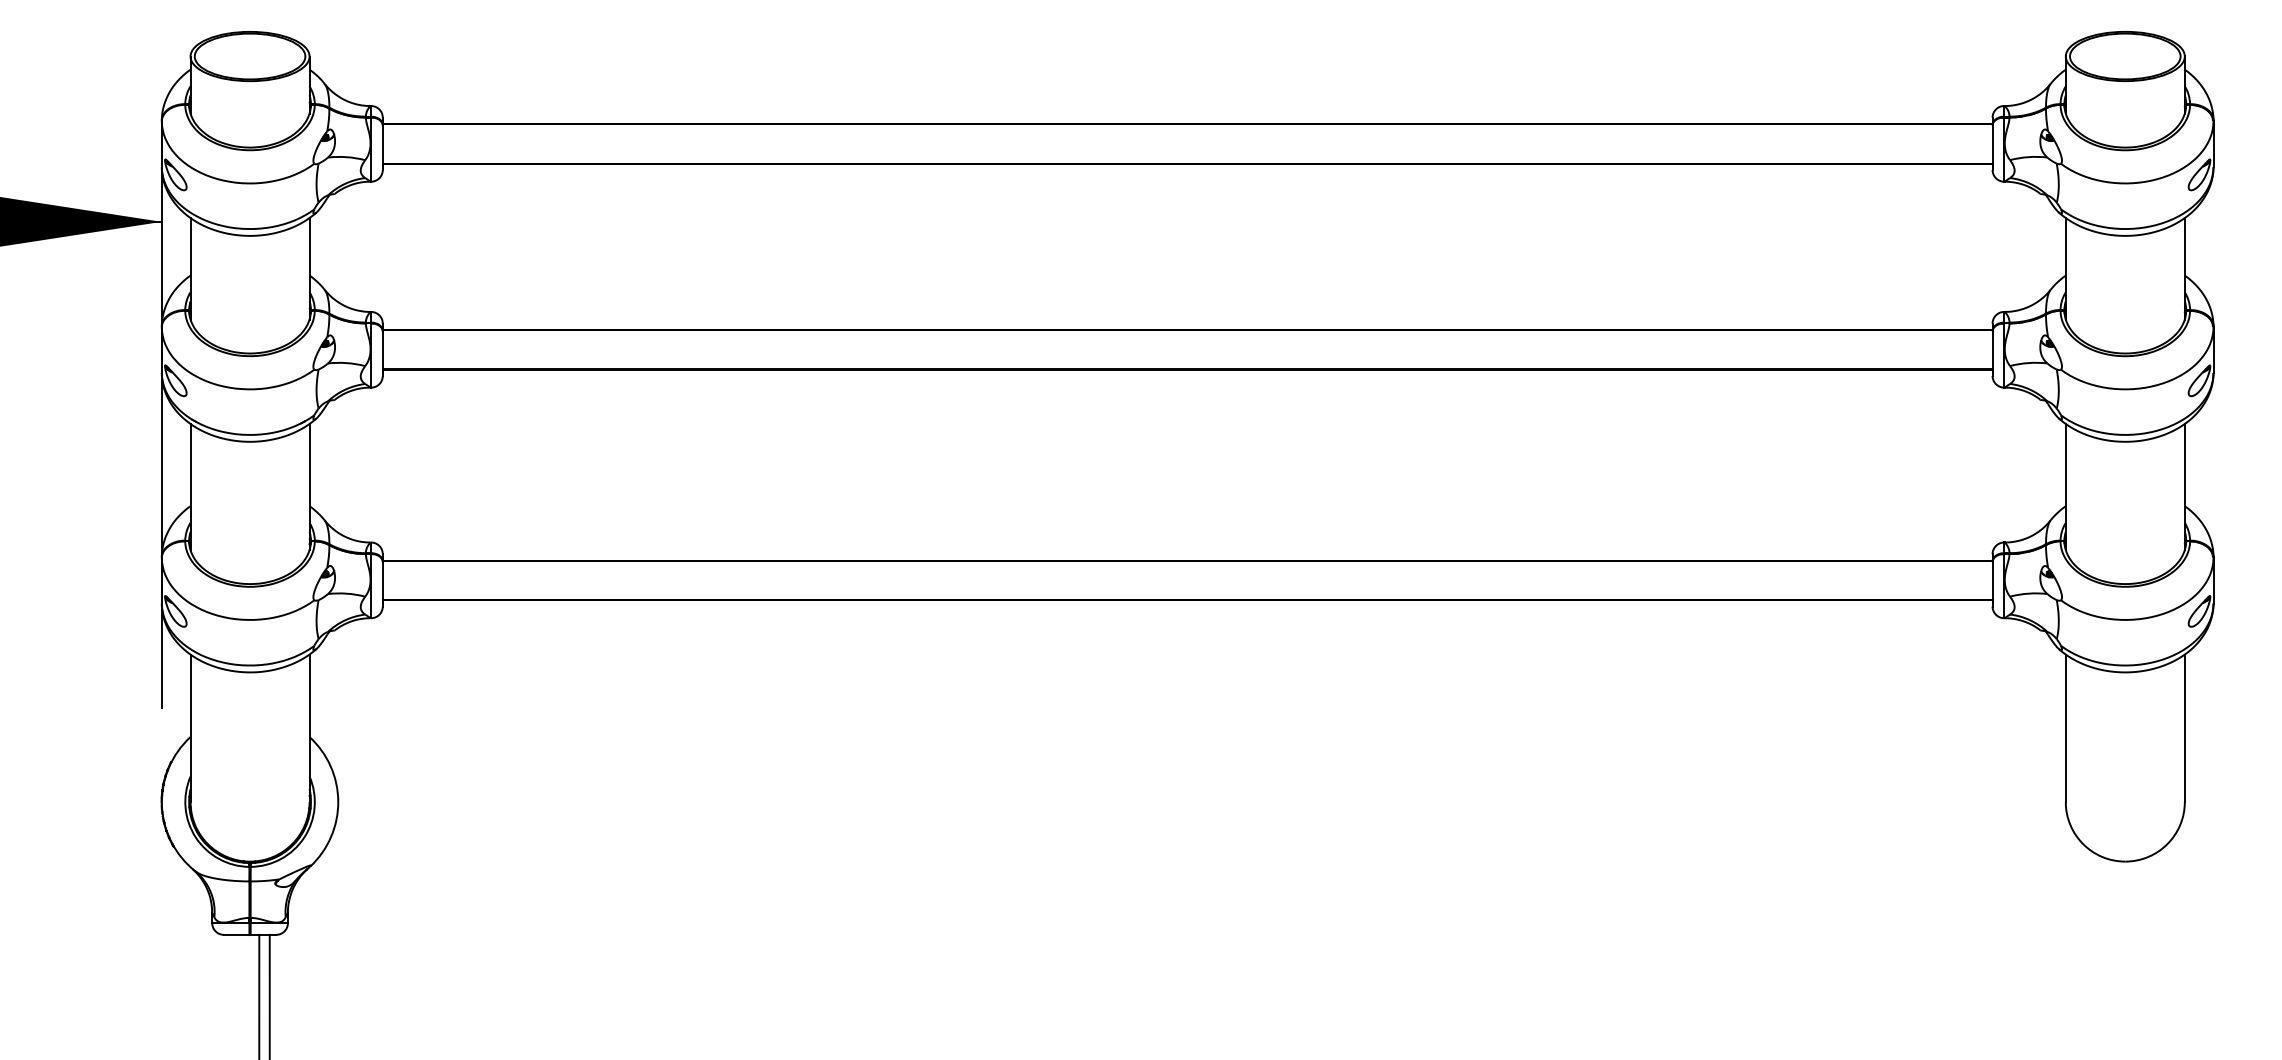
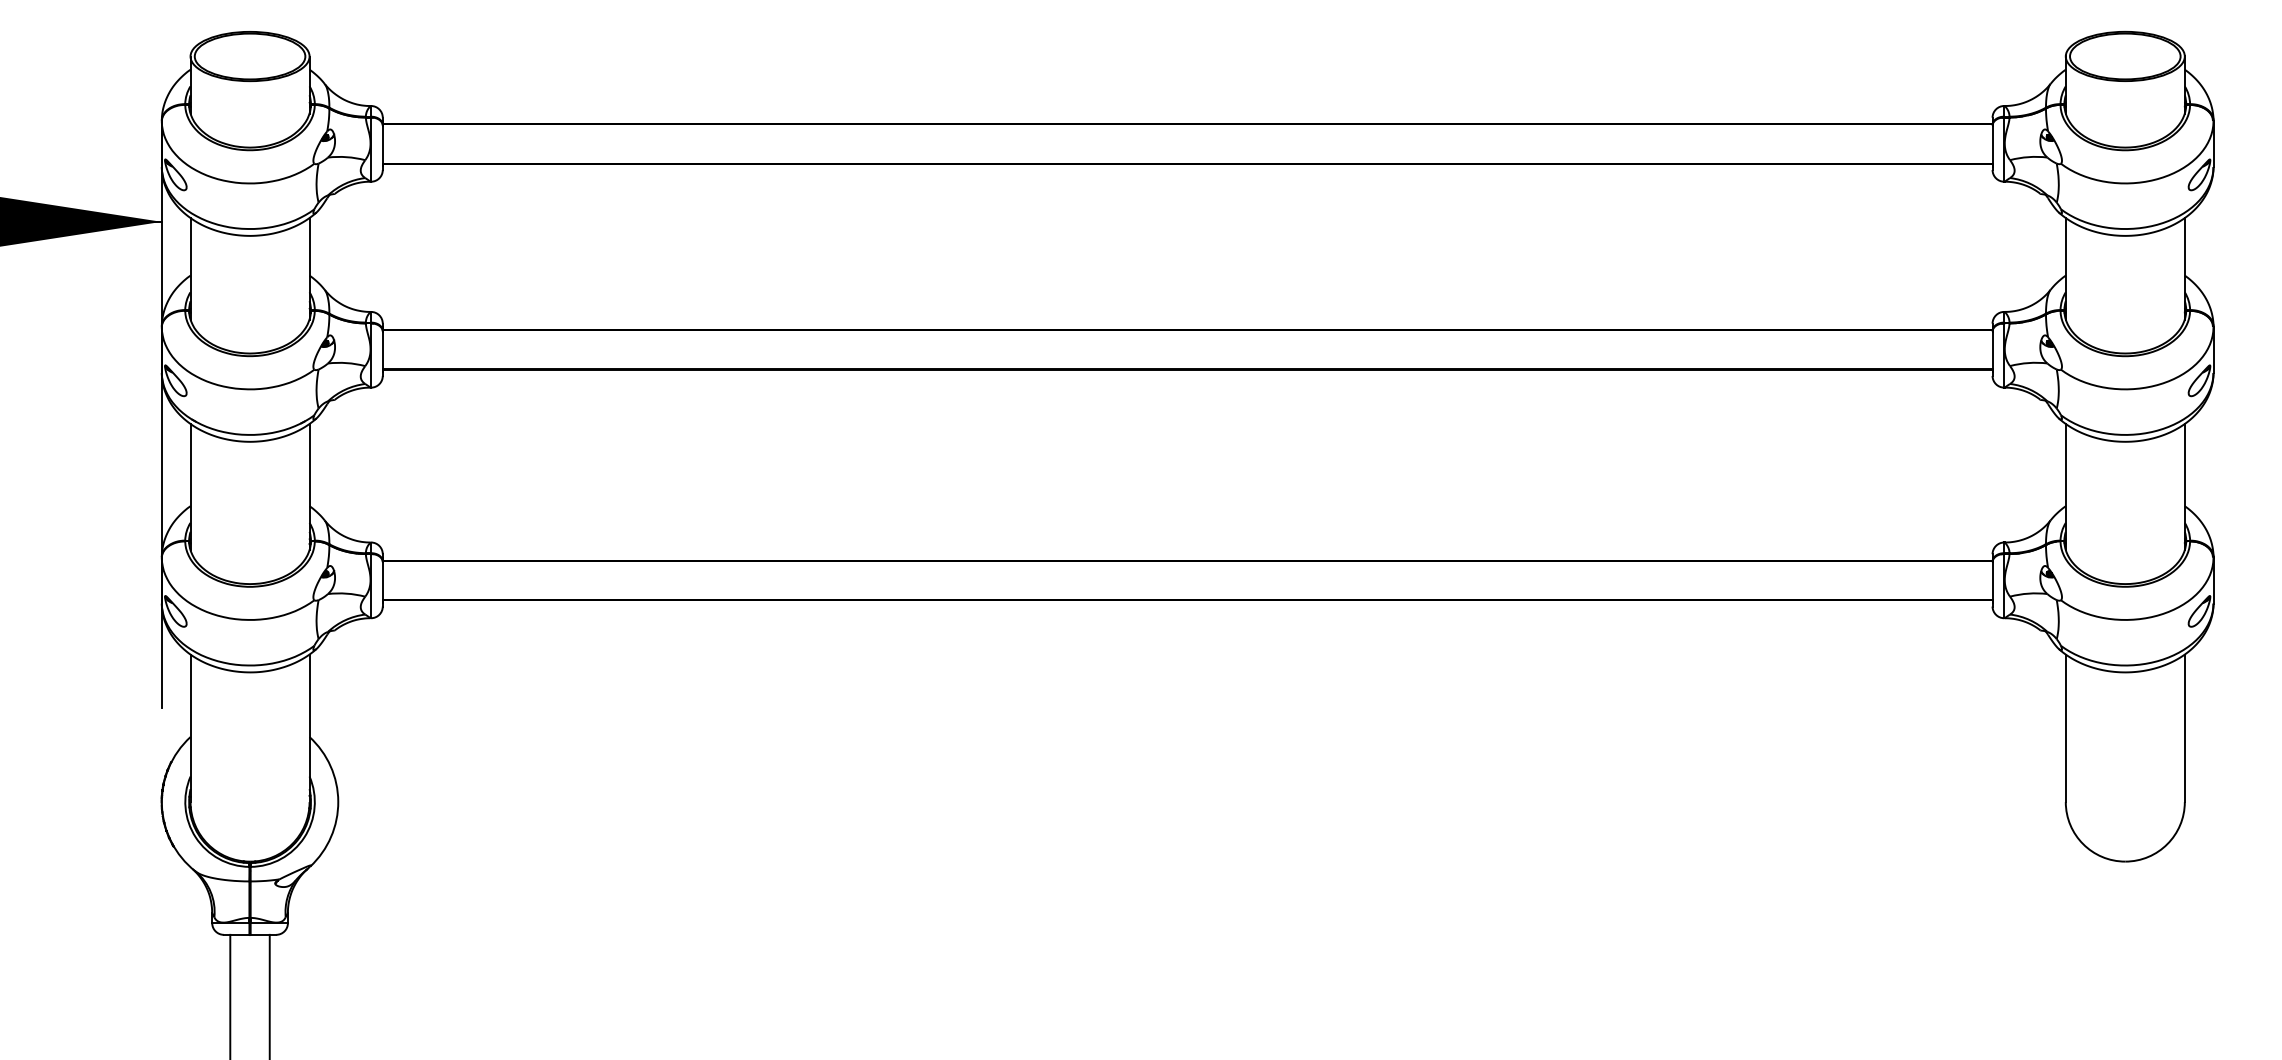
line position: (259, 995) -> (230, 995) (230, 995)
